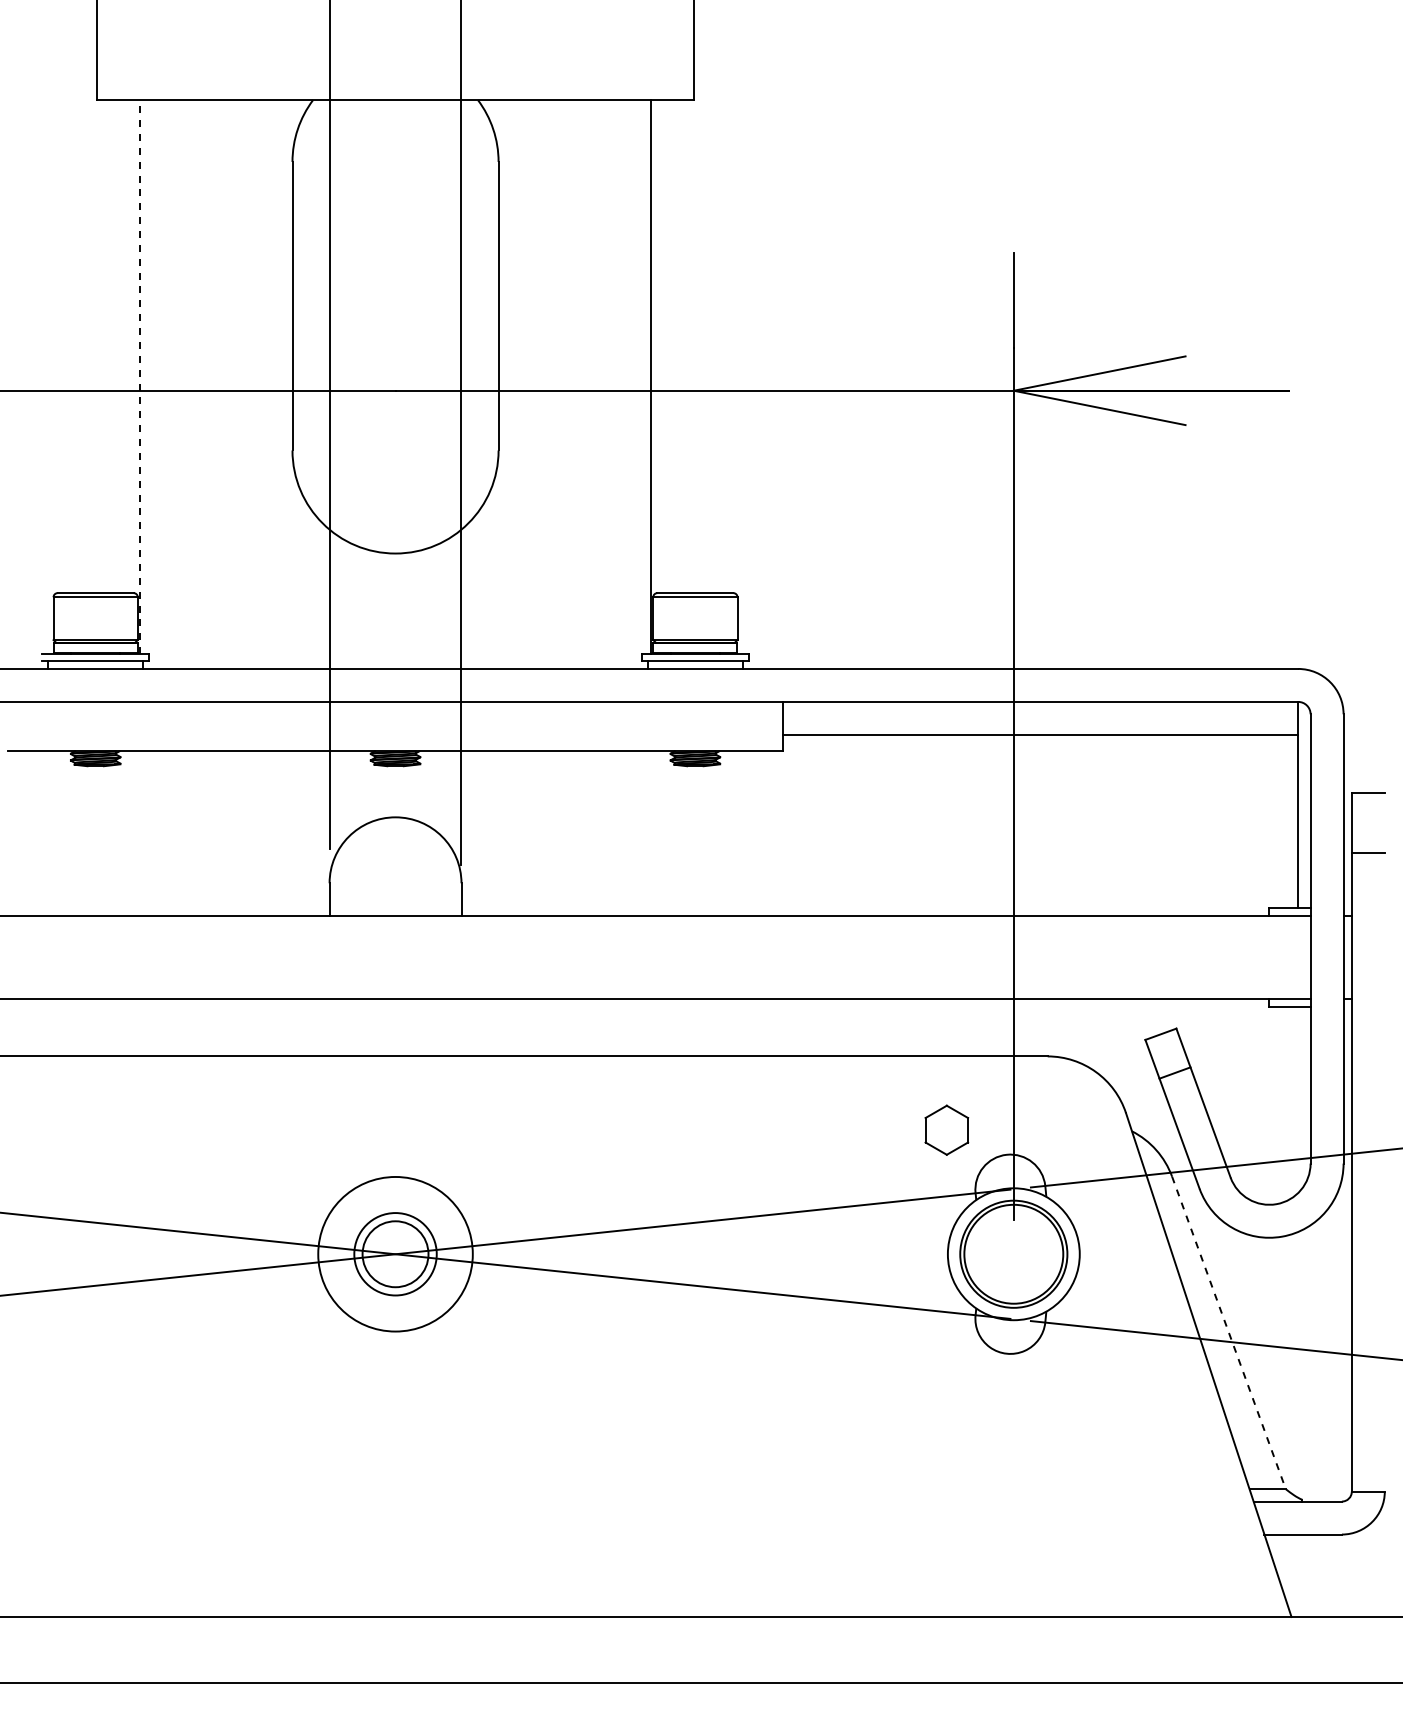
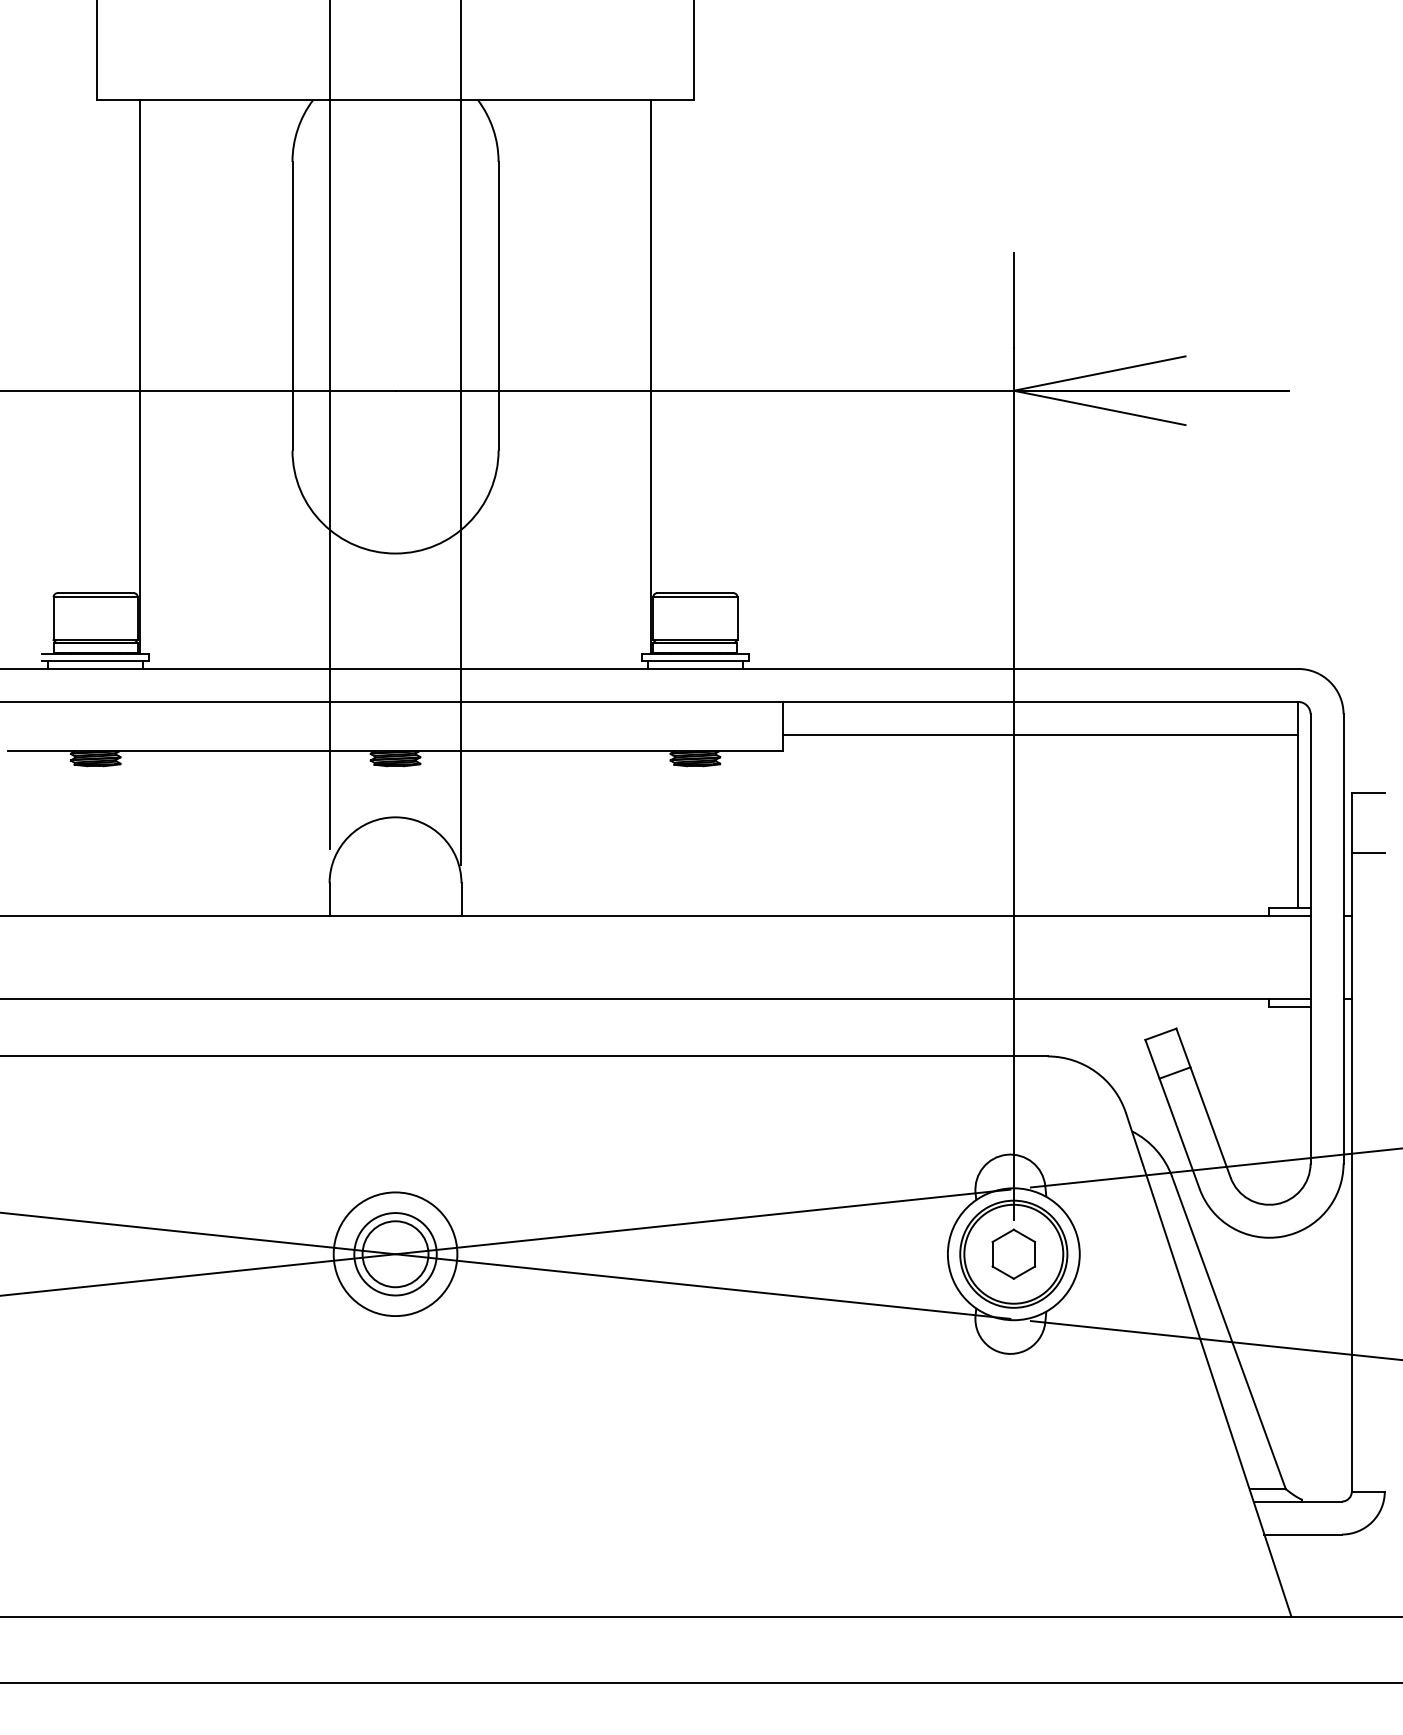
line: dashed -> solid (139, 377)
part position: (946, 1129) -> (1013, 1253) (1013, 1253)
circle diameter: 155 px -> 124 px (395, 1254)
line: dashed -> solid (1229, 1333)
